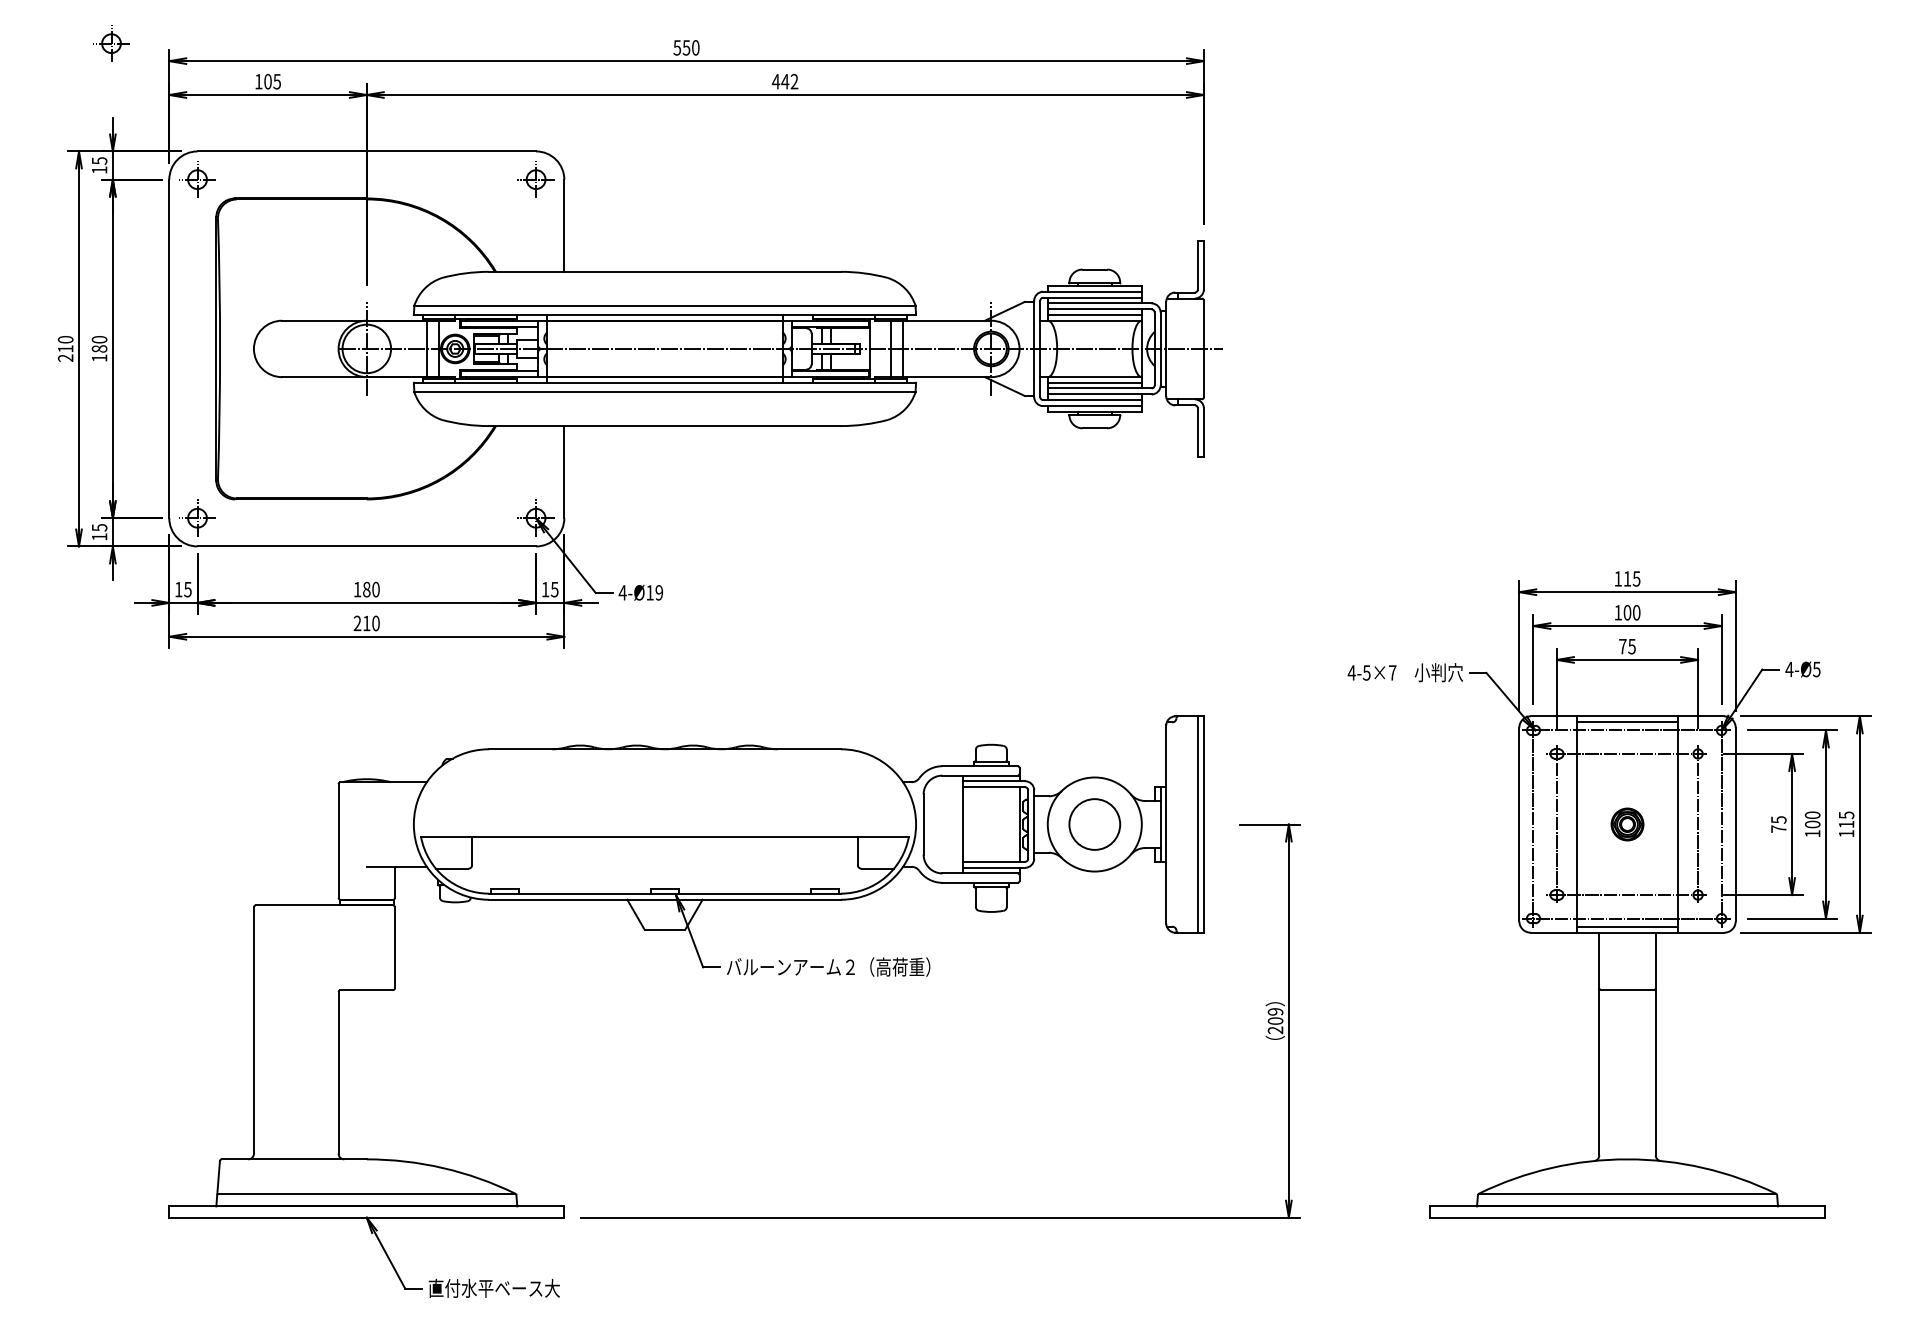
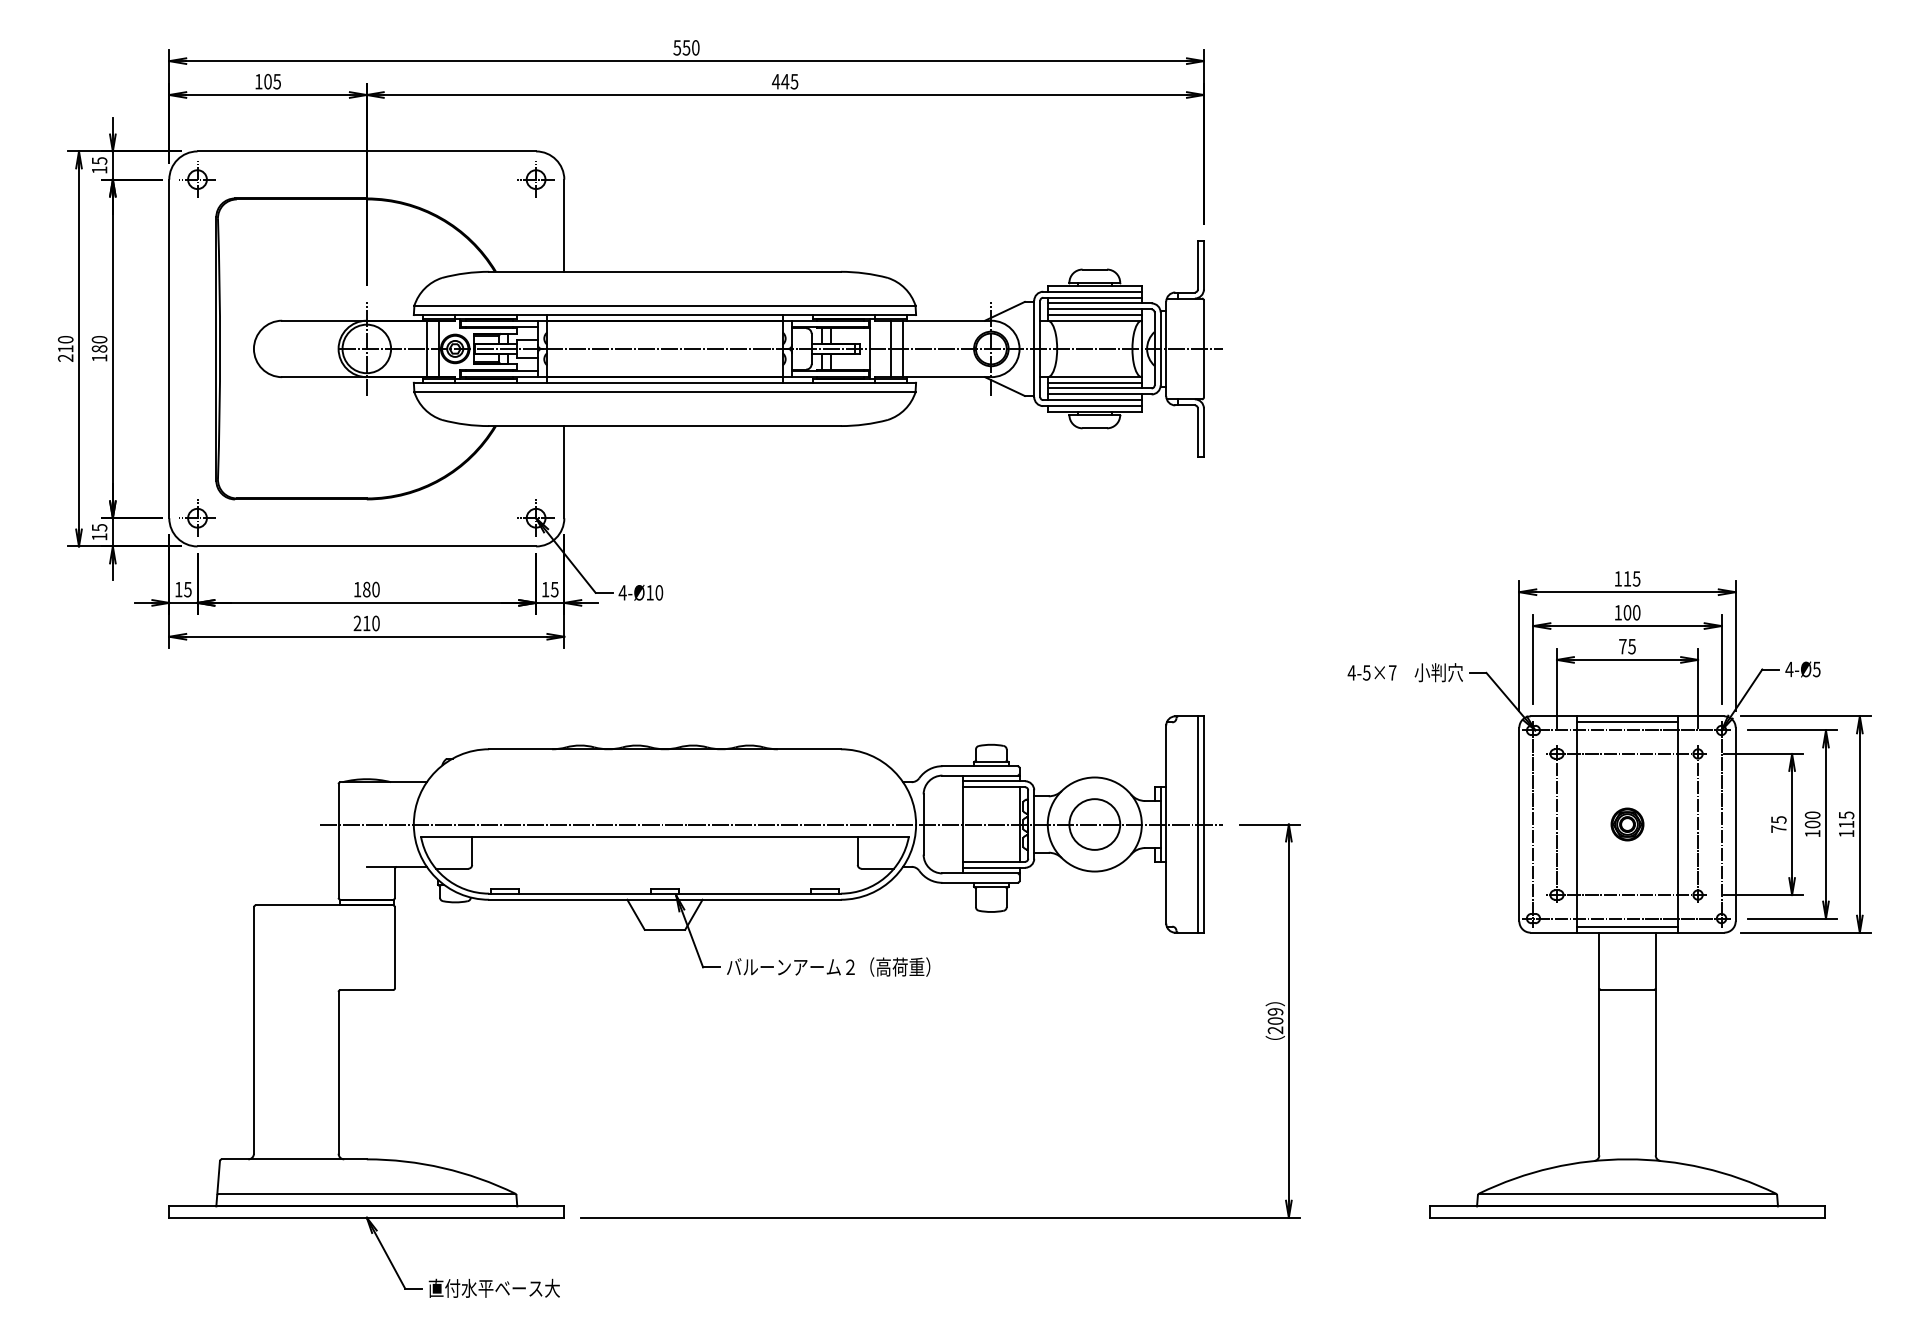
part: present -> none (111, 43)
text: 442 -> 445 (794, 81)
text: 4-Ø19 -> 4-Ø10 (659, 592)
line: none -> present (770, 824)
